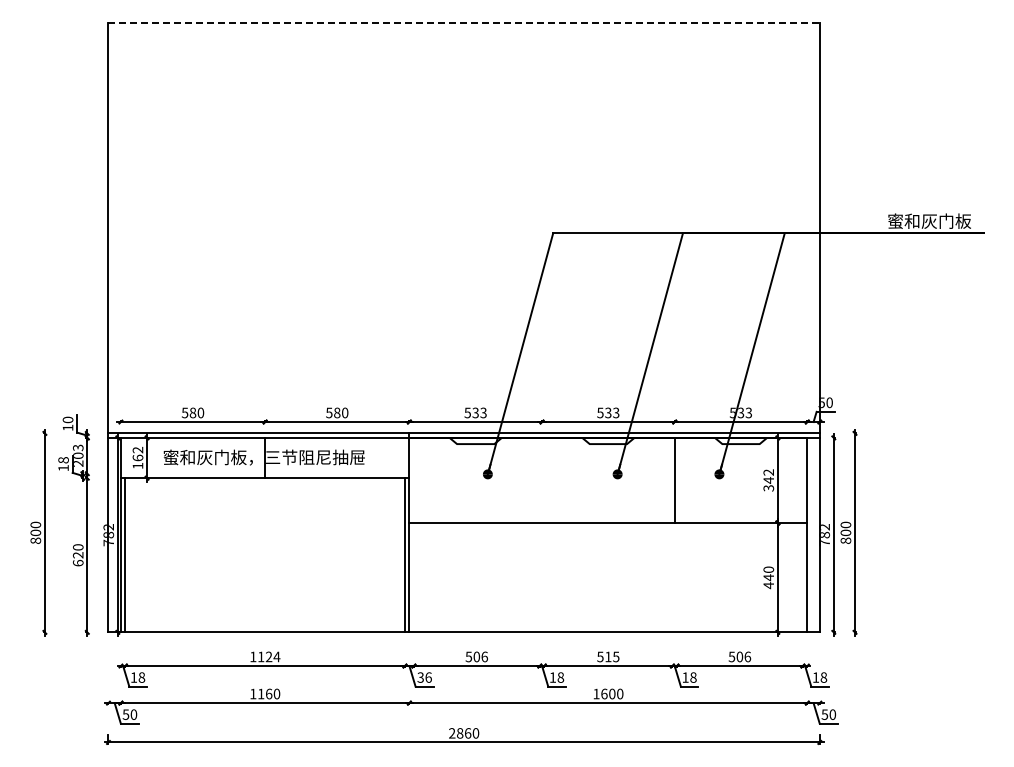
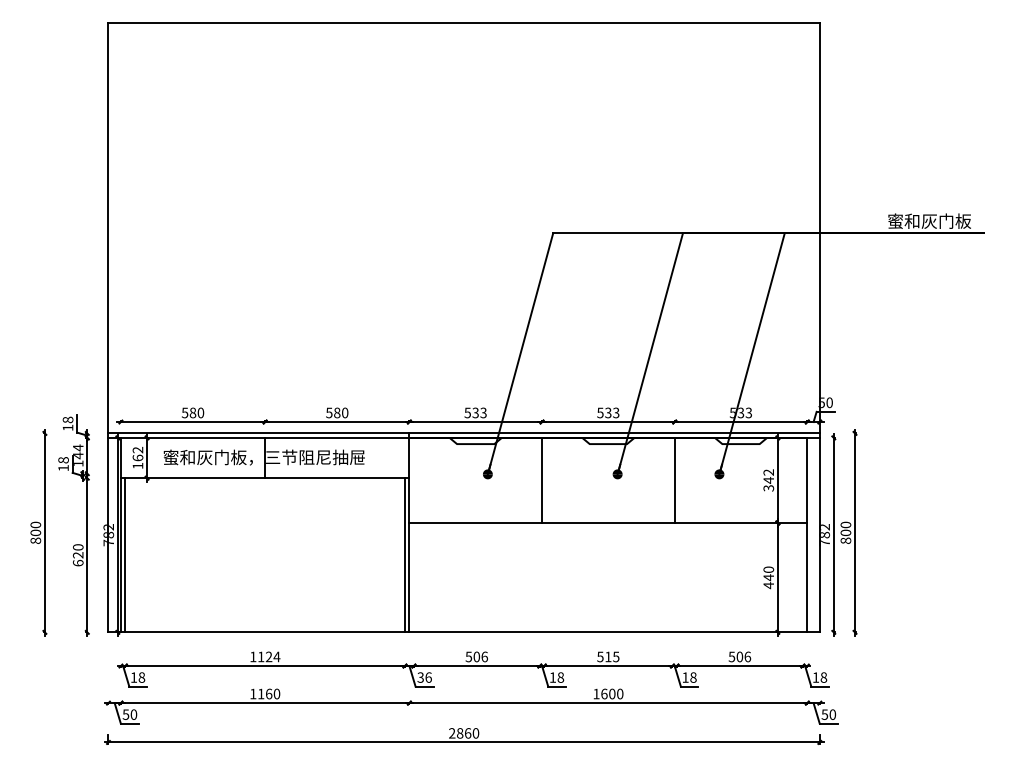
line: dashed -> solid (464, 23)
text: 10 -> 18 (68, 419)
text: 203 -> 144 (77, 455)
line: none -> present (542, 479)
